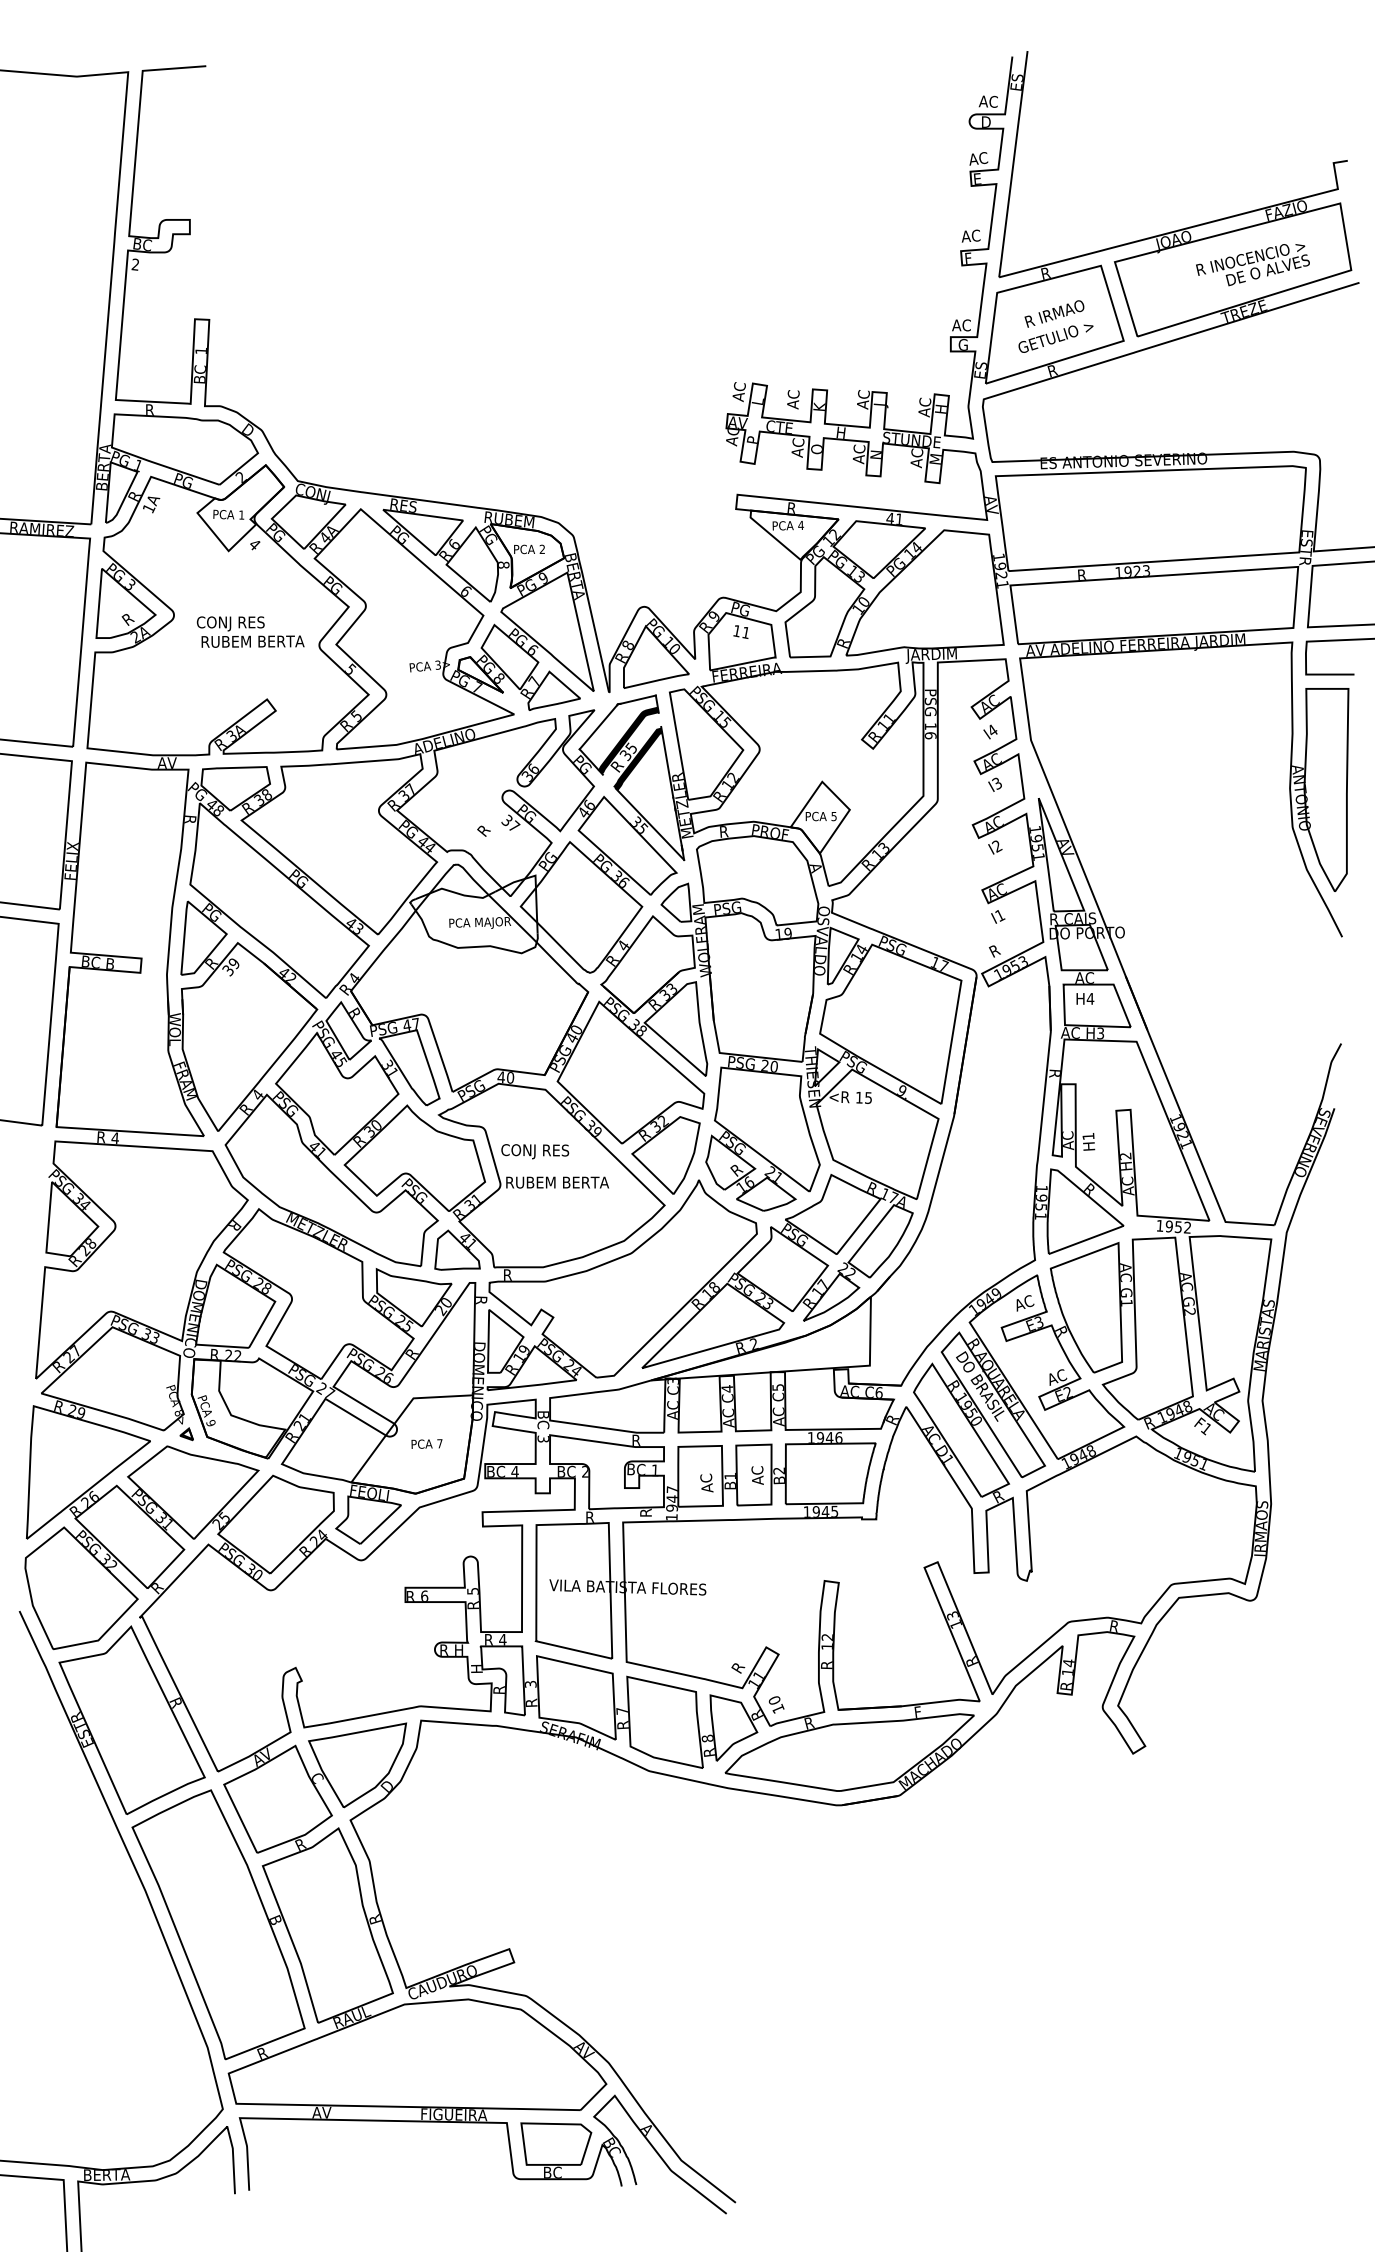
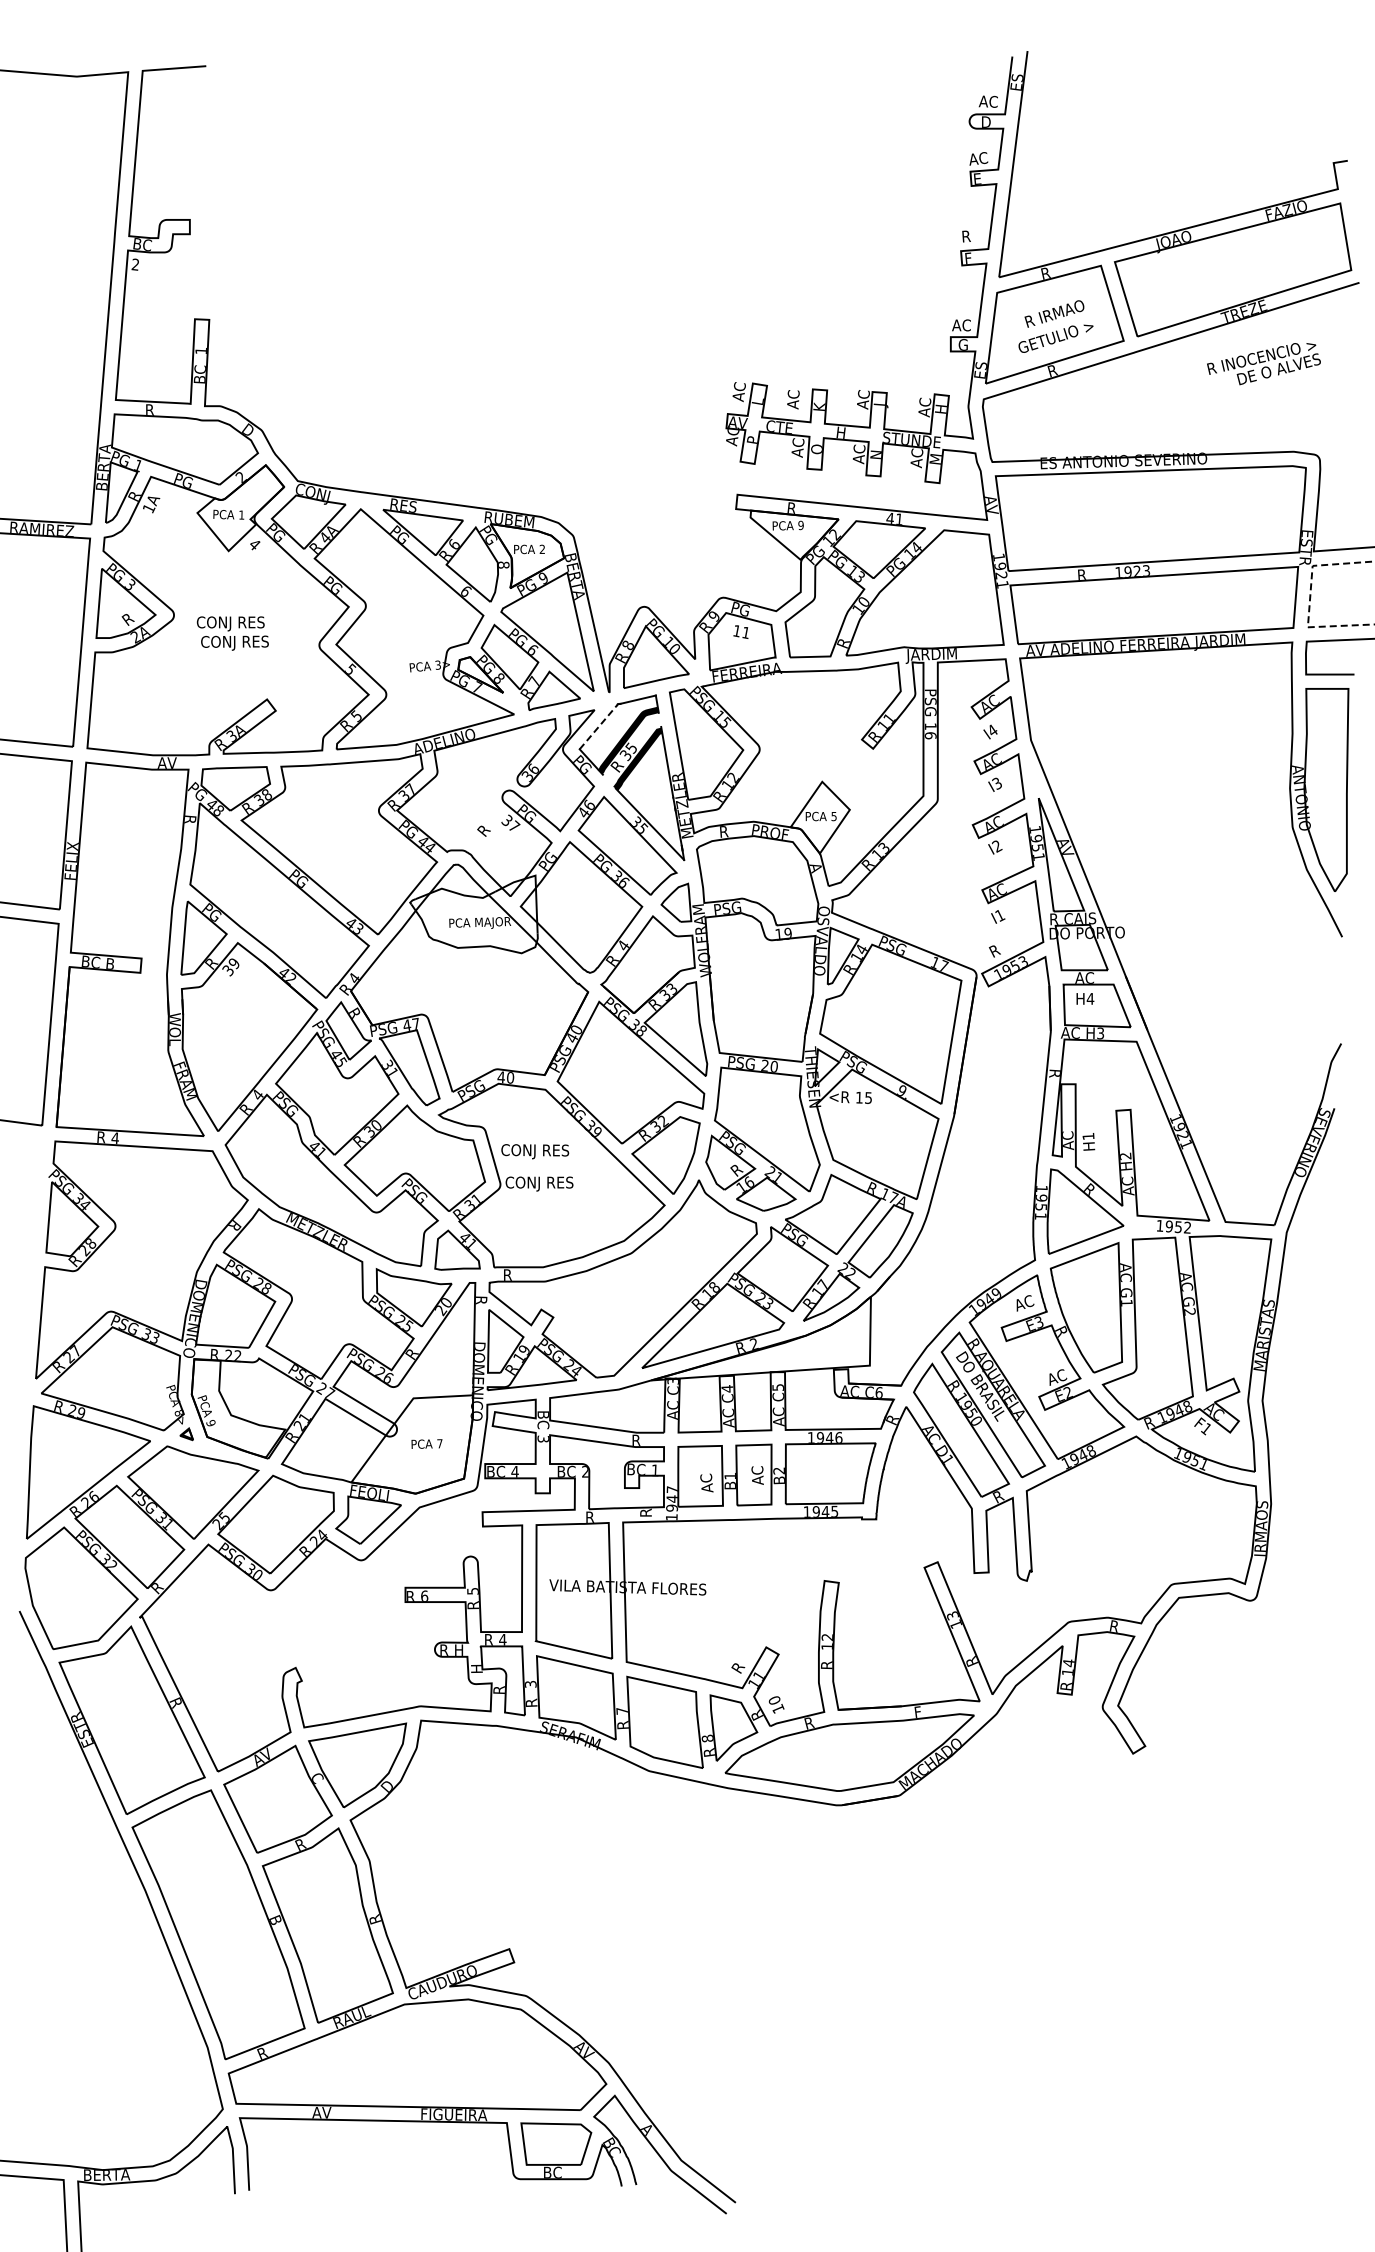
text: AC -> R (970, 235)
text position: (1252, 265) -> (1263, 364) (1263, 364)
text: 4 -> 9 (800, 525)
line: solid -> dashed (1310, 598)
text: RUBEM BERTA -> CONJ RES (252, 642)
line: solid -> dashed (598, 727)
text: RUBEM BERTA -> CONJ RES (557, 1183)
